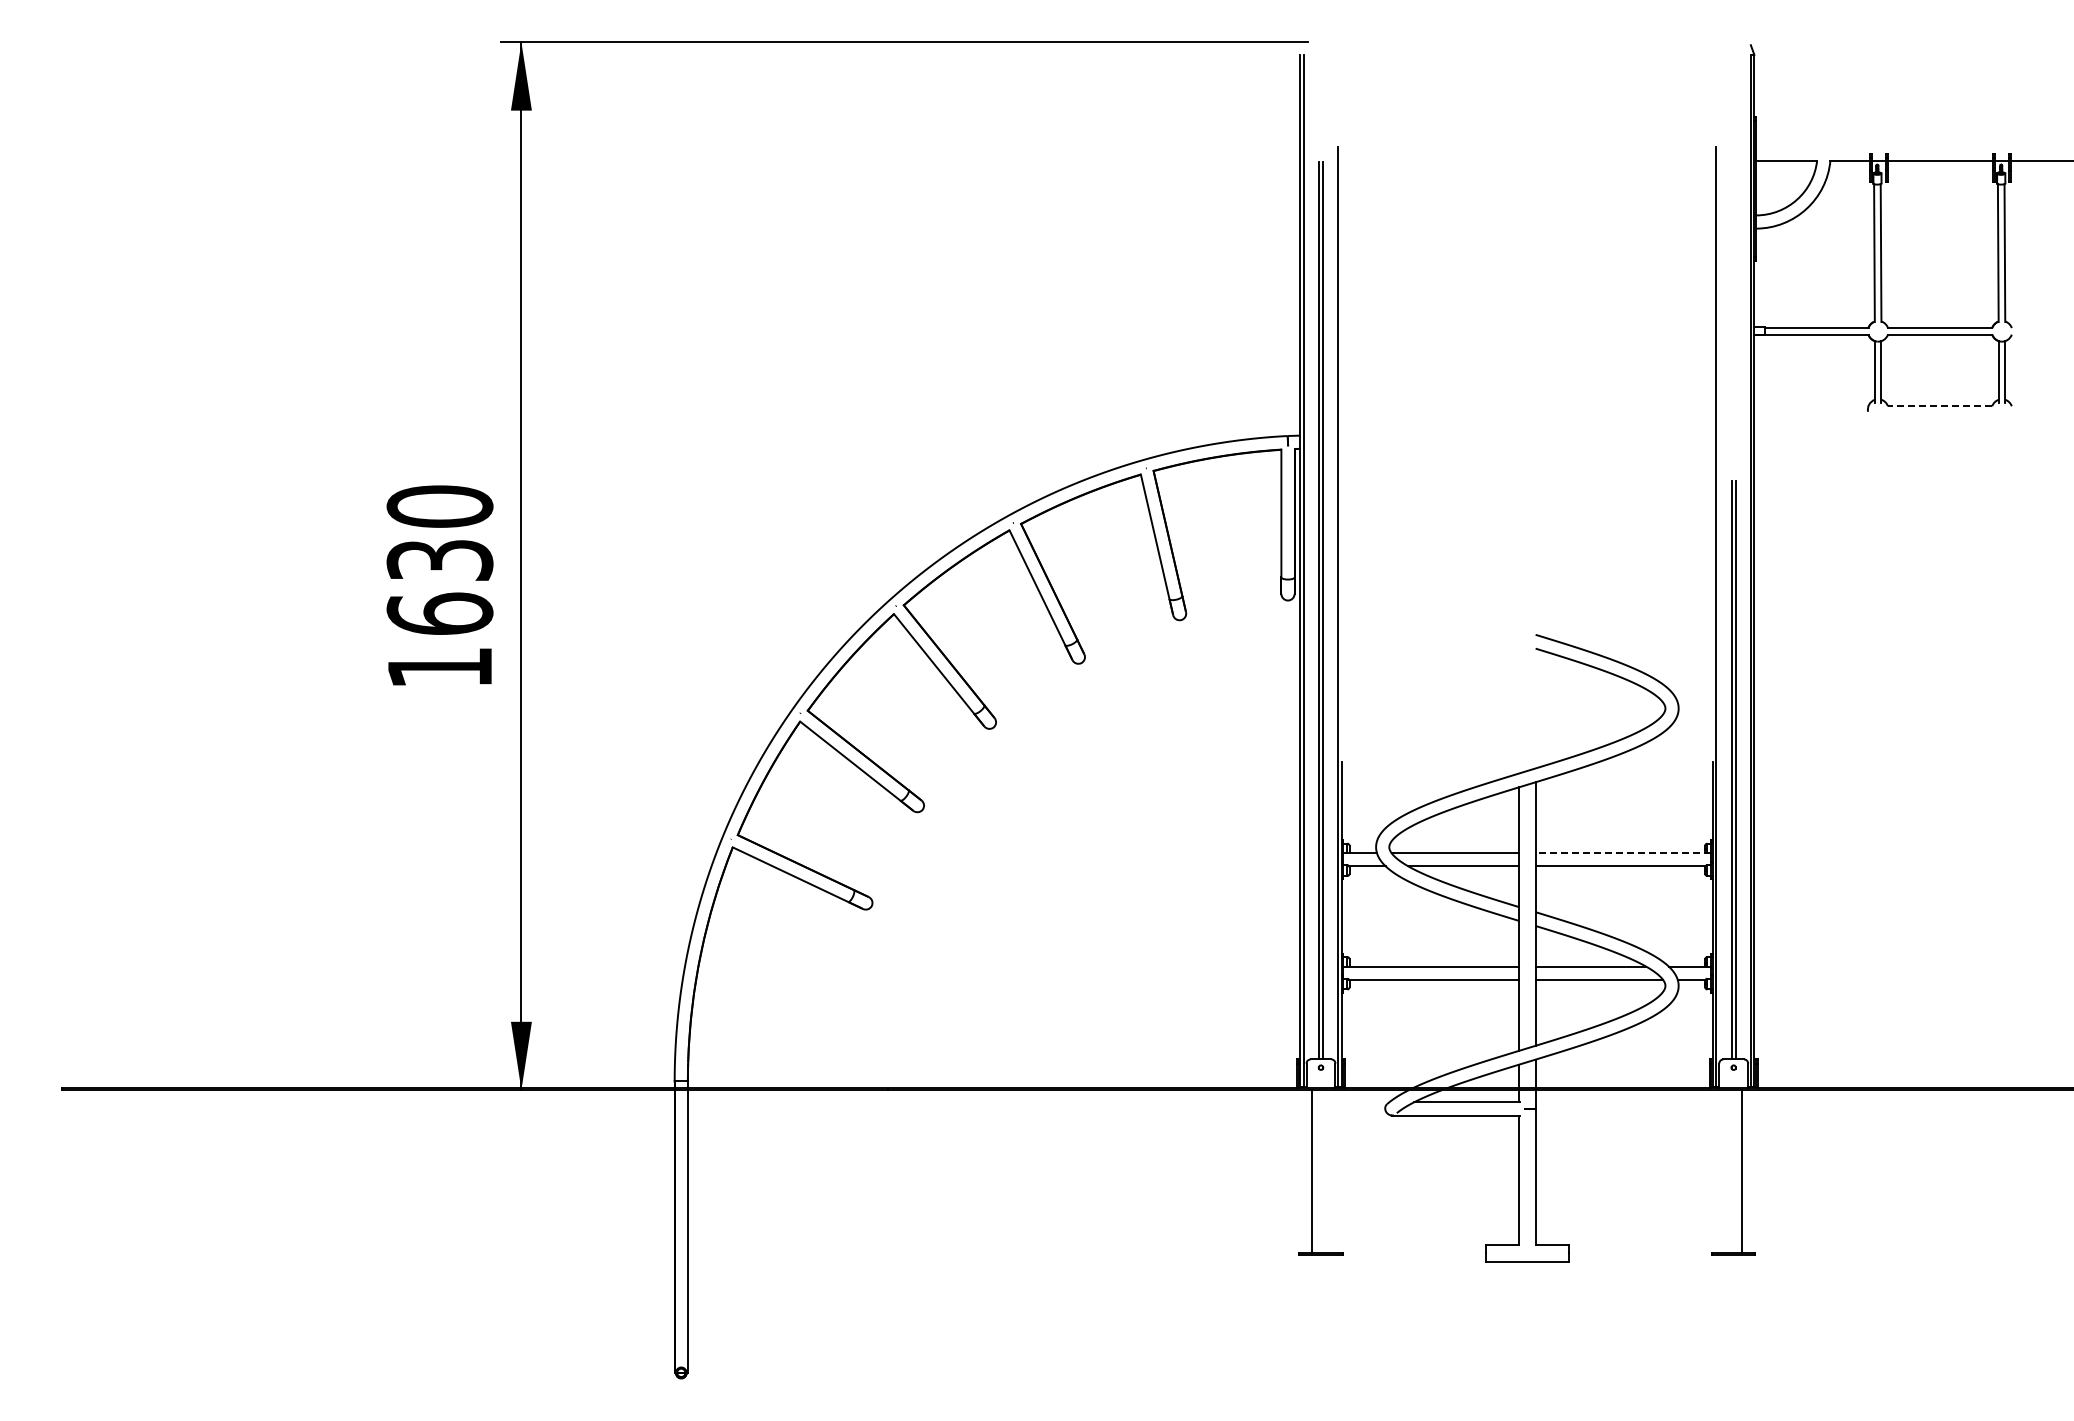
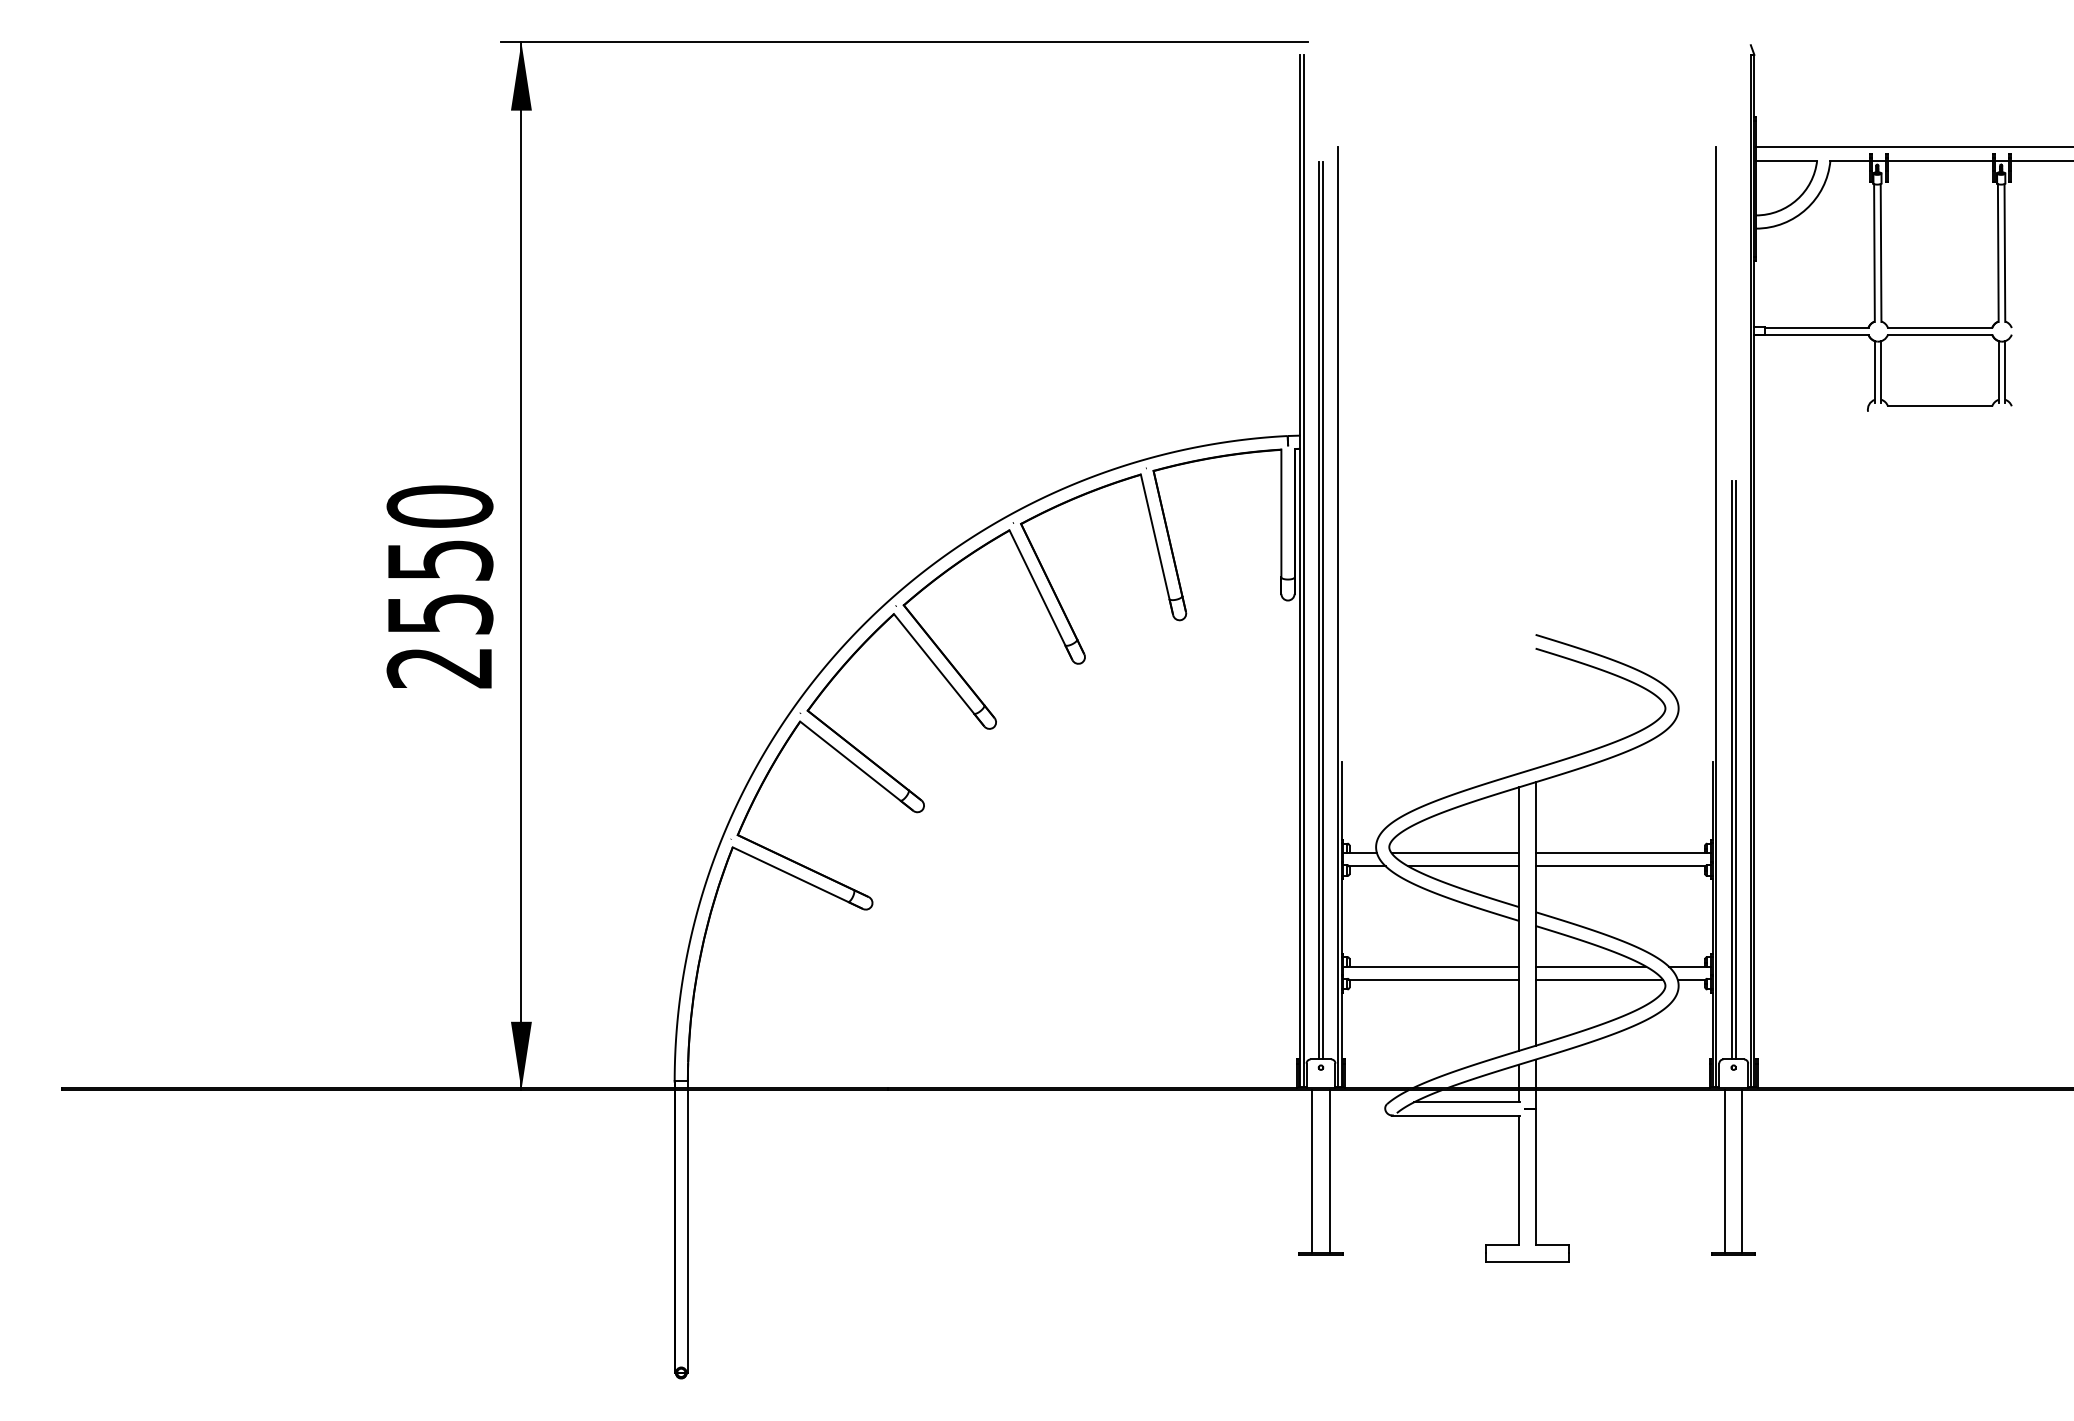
line: none -> present (1913, 147)
line: dashed -> solid (1939, 406)
text: 1630 -> 2550 (439, 614)
line: dashed -> solid (1623, 853)
line: none -> present (1329, 1171)
line: none -> present (1725, 1171)
